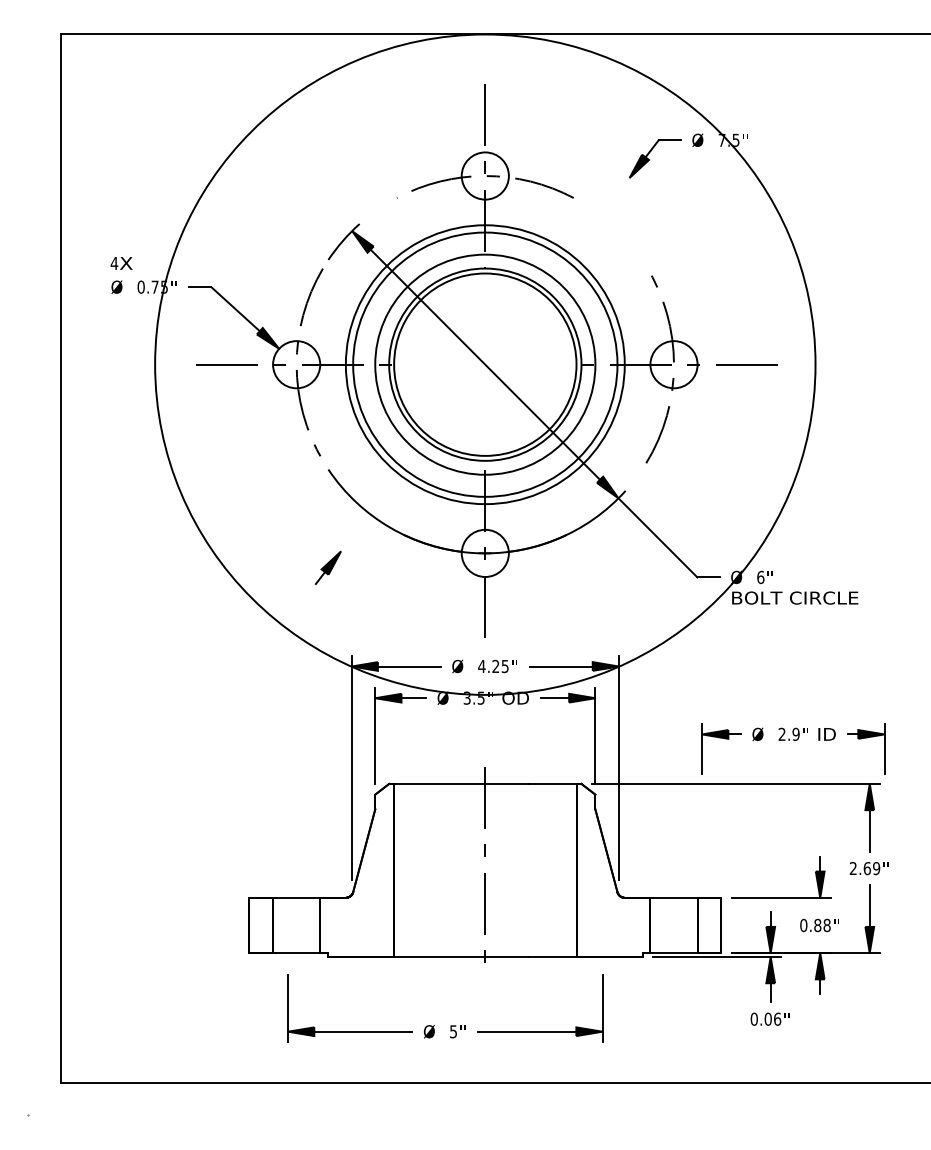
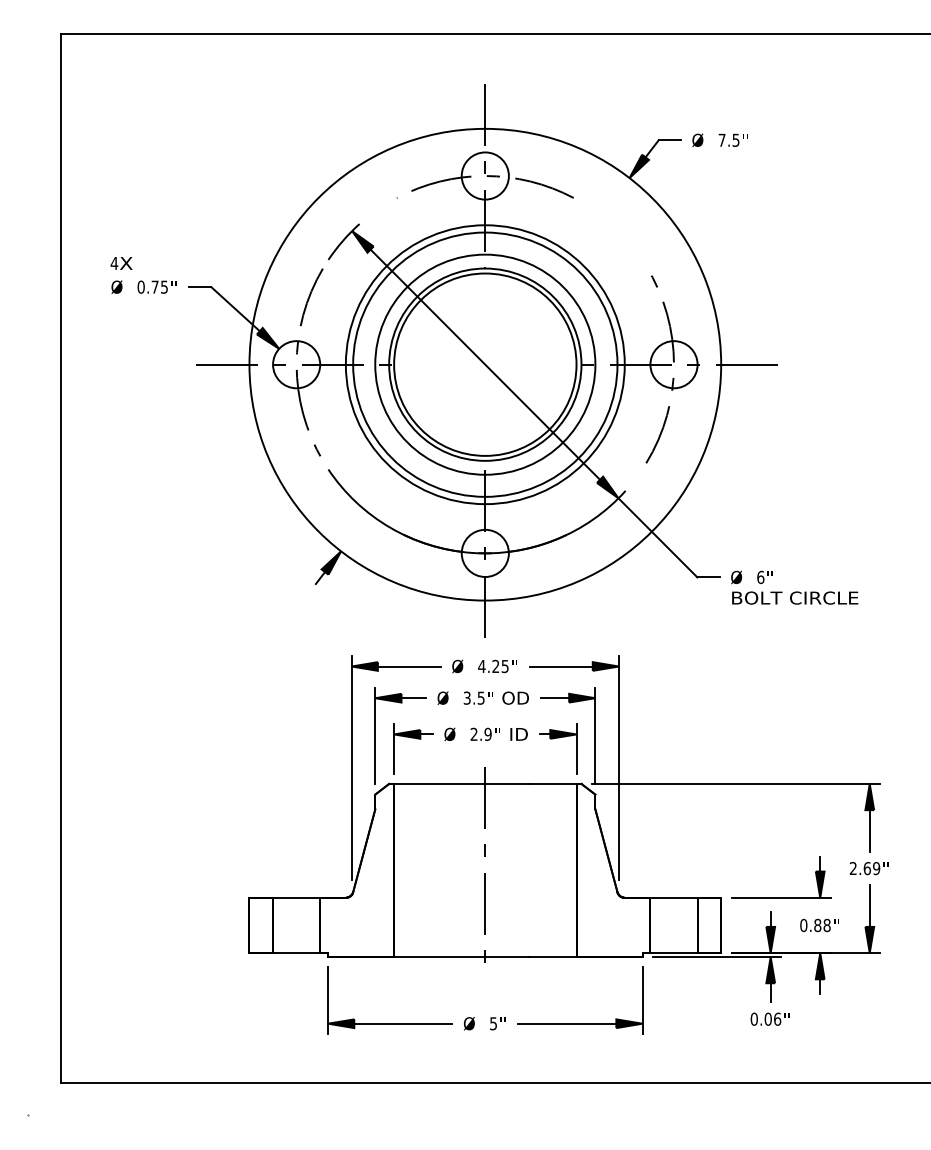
circle diameter: 660 px -> 472 px (485, 364)
part position: (793, 740) -> (485, 740) (485, 740)
part position: (450, 1025) -> (490, 1017) (490, 1017)
